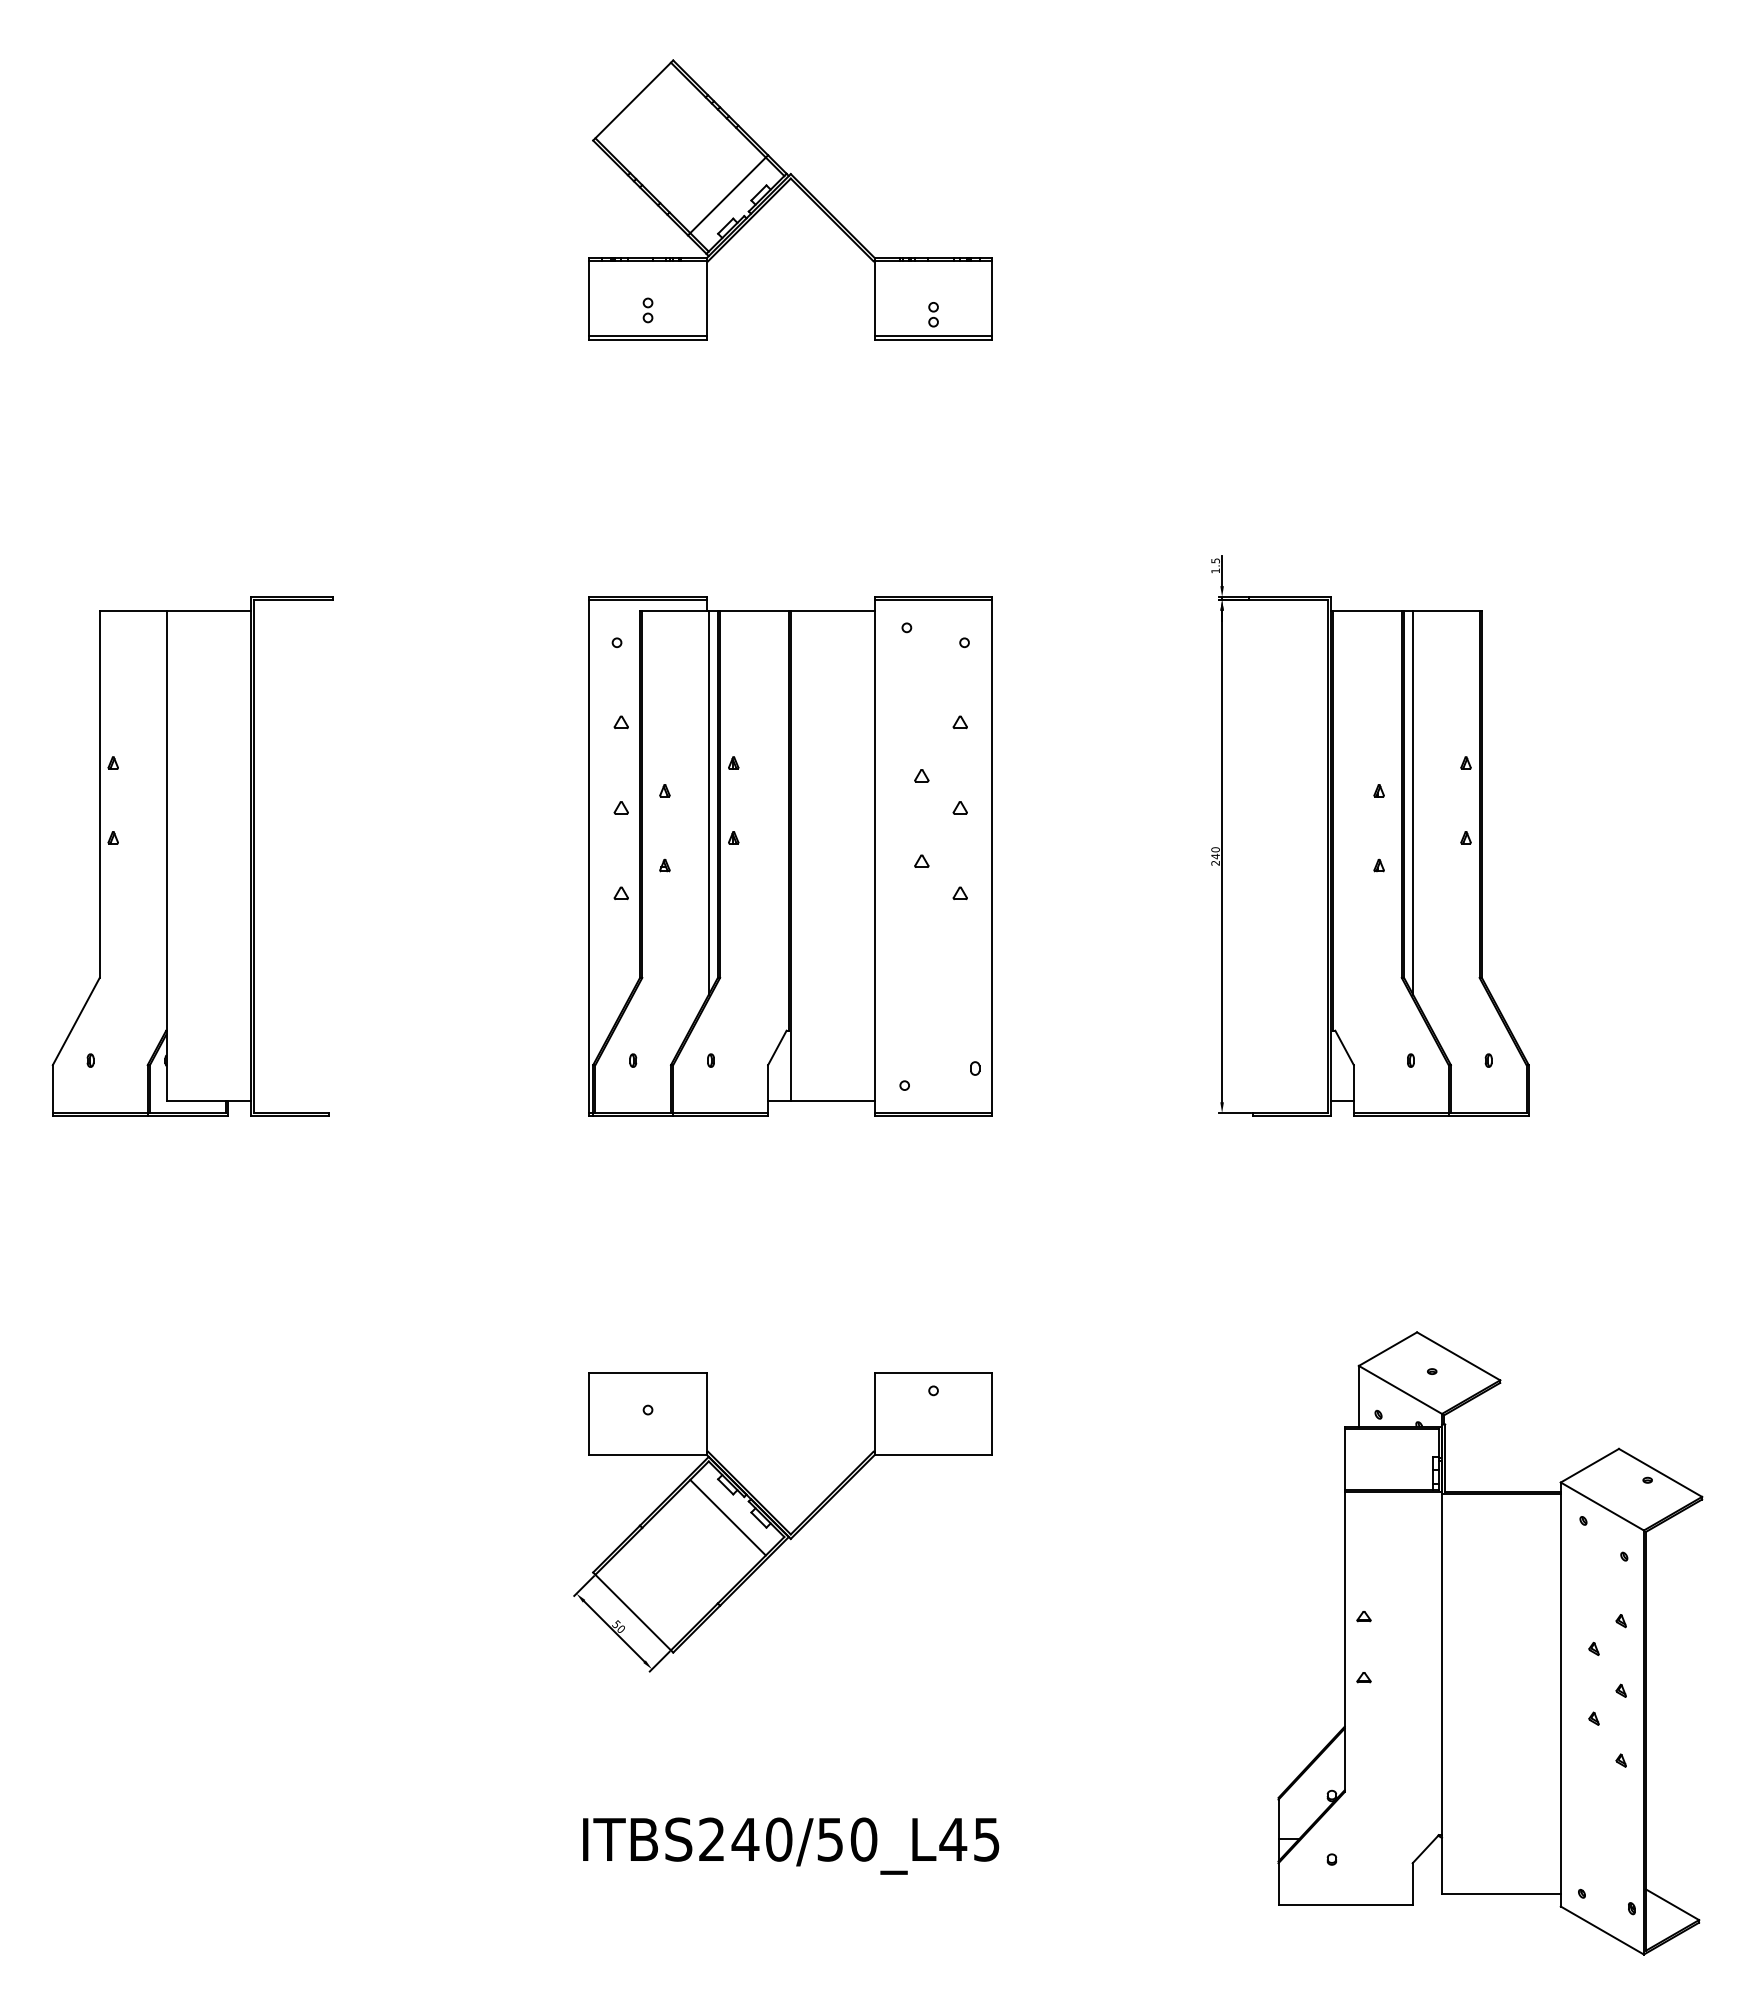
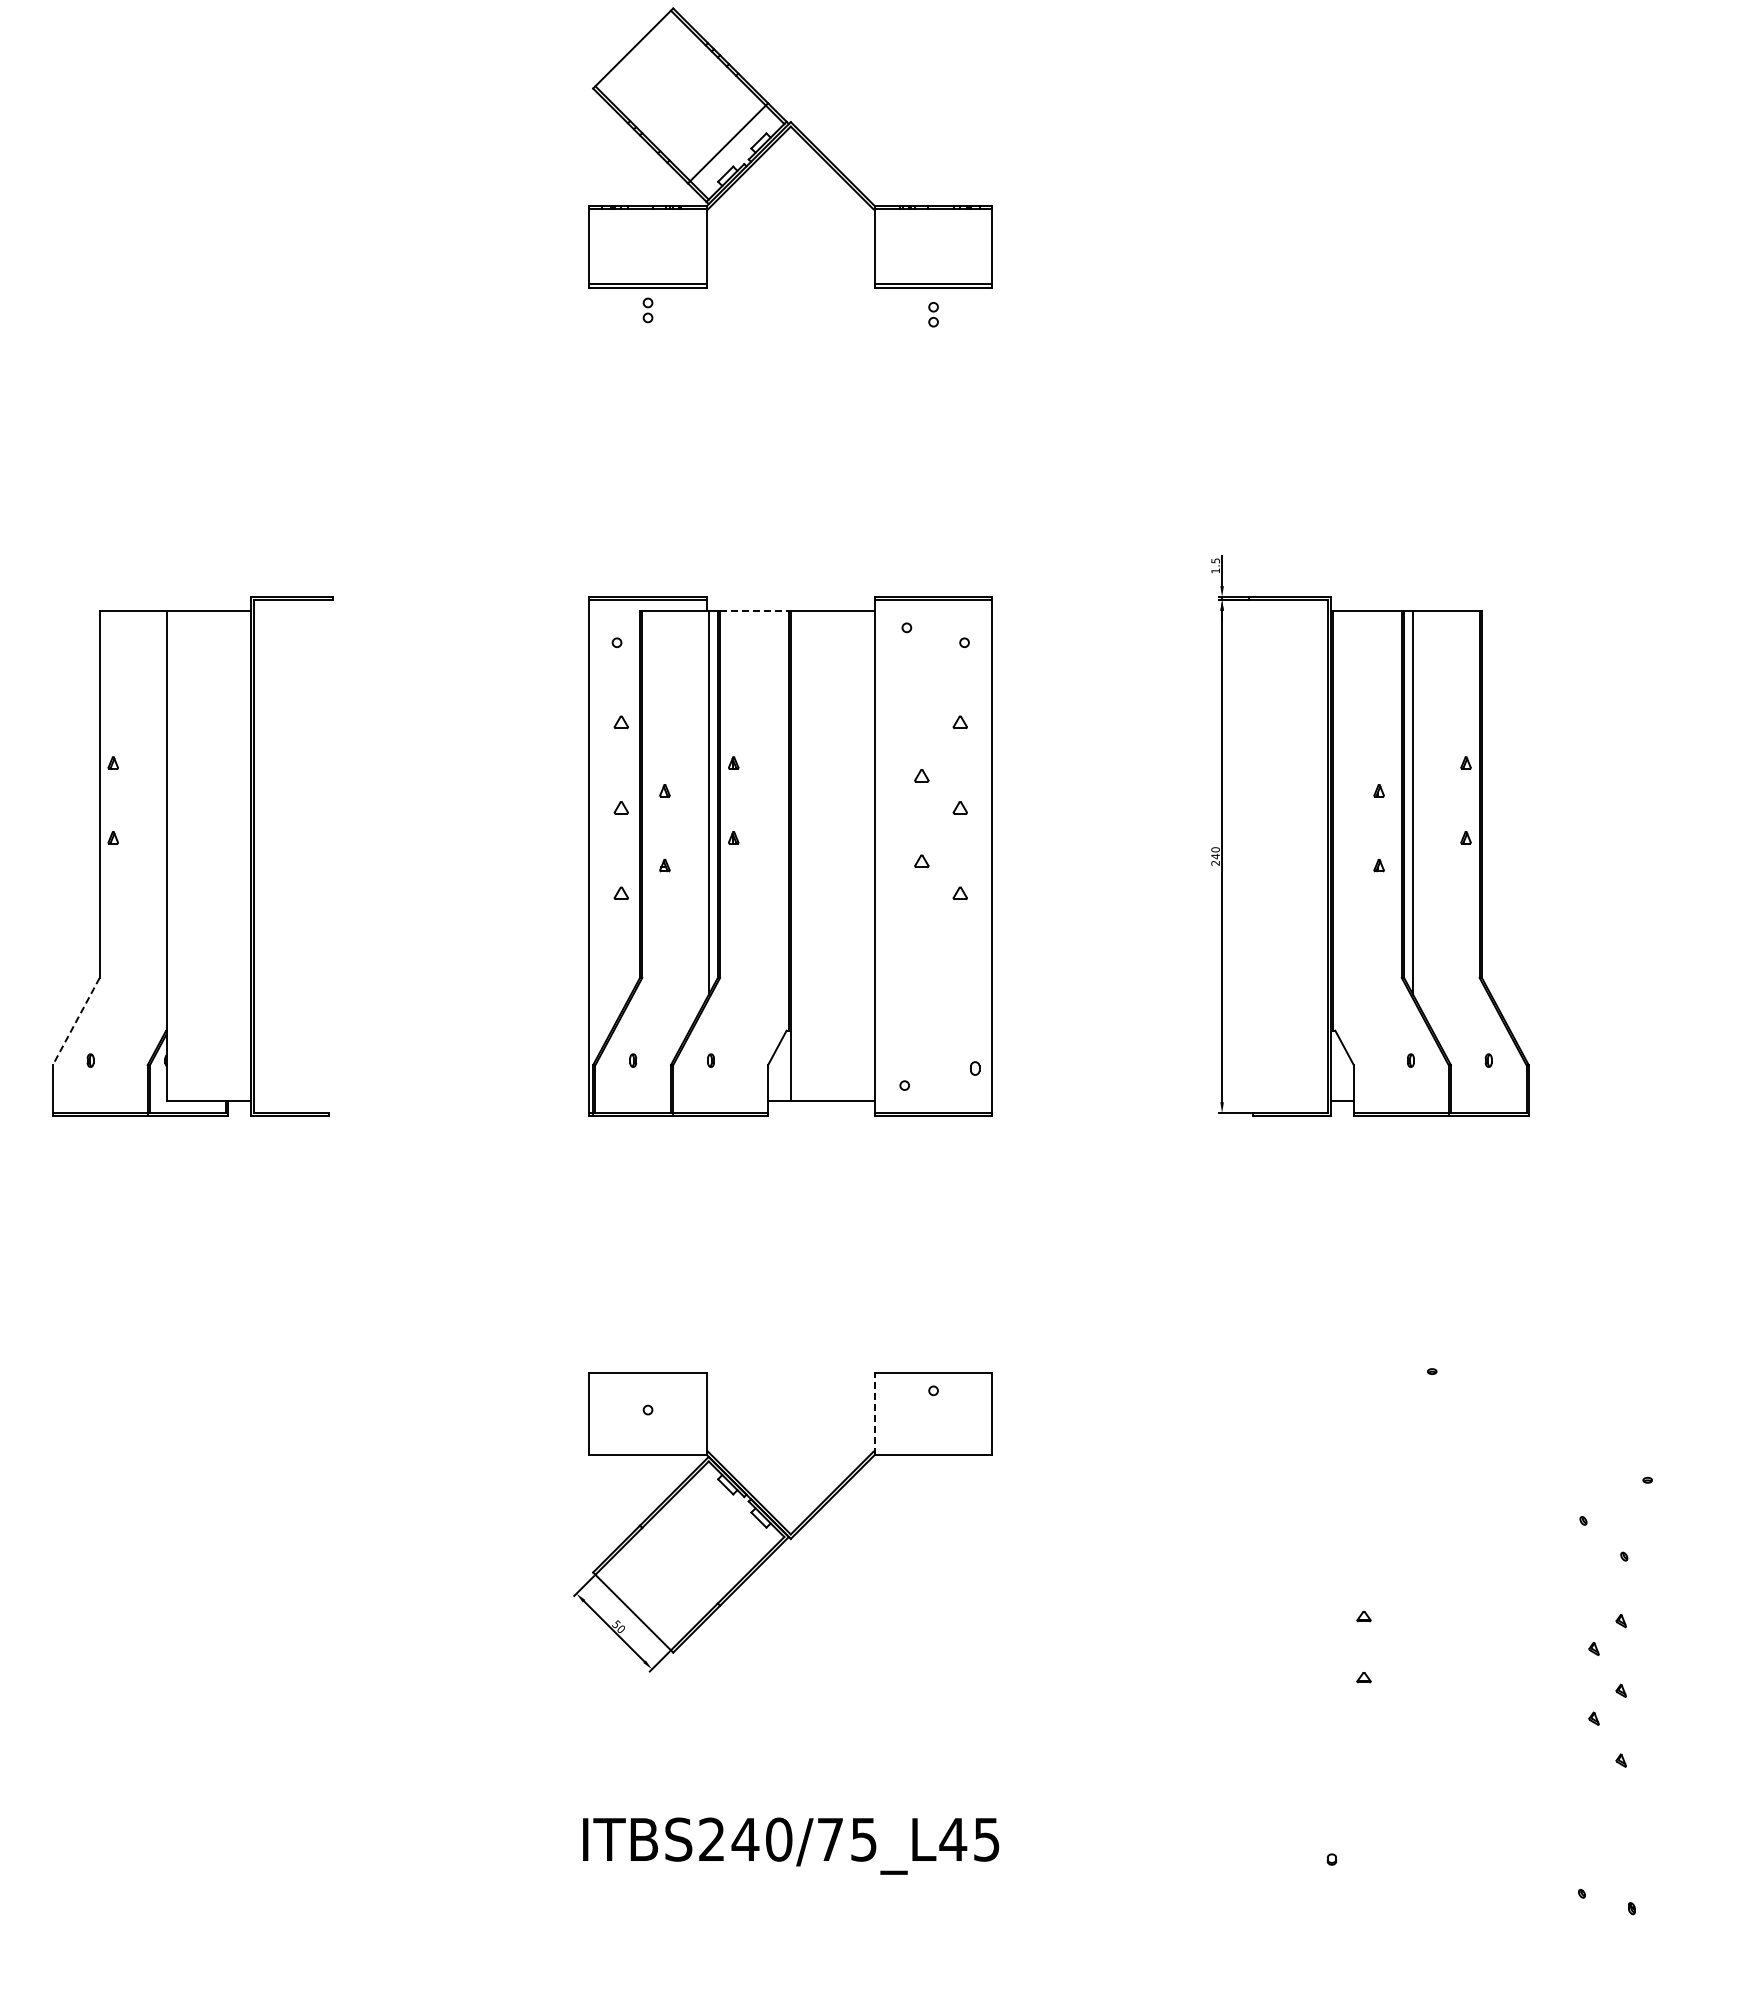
part position: (781, 189) -> (781, 137) (781, 137)
line: solid -> dashed (754, 610)
line: solid -> dashed (76, 1021)
line: solid -> dashed (874, 1413)
line: present -> none (727, 1517)
part: present -> none (1490, 1643)
text: ITBS240/50_L45 -> ITBS240/75_L45 (847, 1839)
